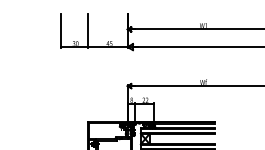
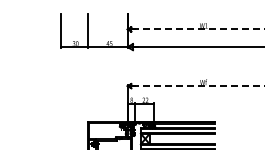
line: solid -> dashed (198, 29)
line: solid -> dashed (198, 86)
